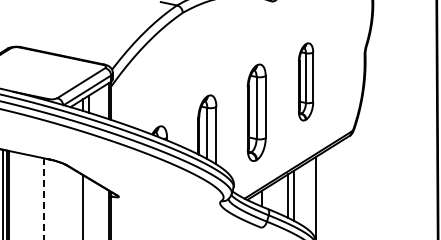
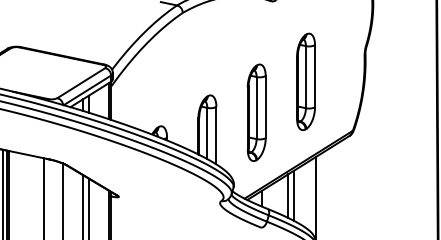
part size: 17x80 px -> 20x100 px (305, 81)
line: dashed -> solid (44, 199)
line: none -> present (62, 199)
line: none -> present (88, 207)
